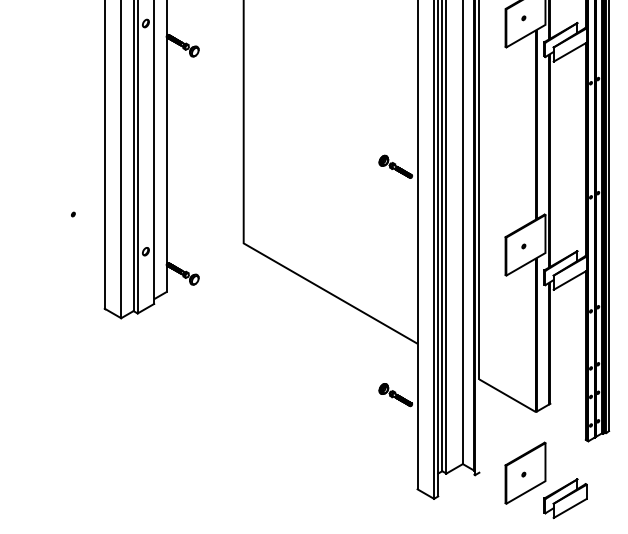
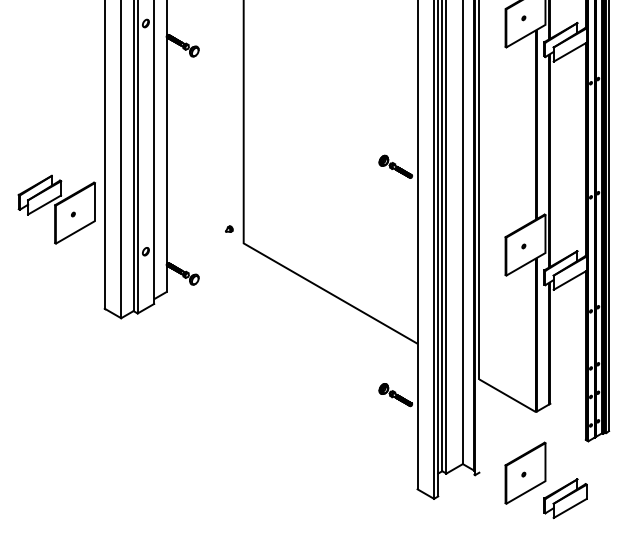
part: none -> present (56, 209)
part: none -> present (229, 228)
